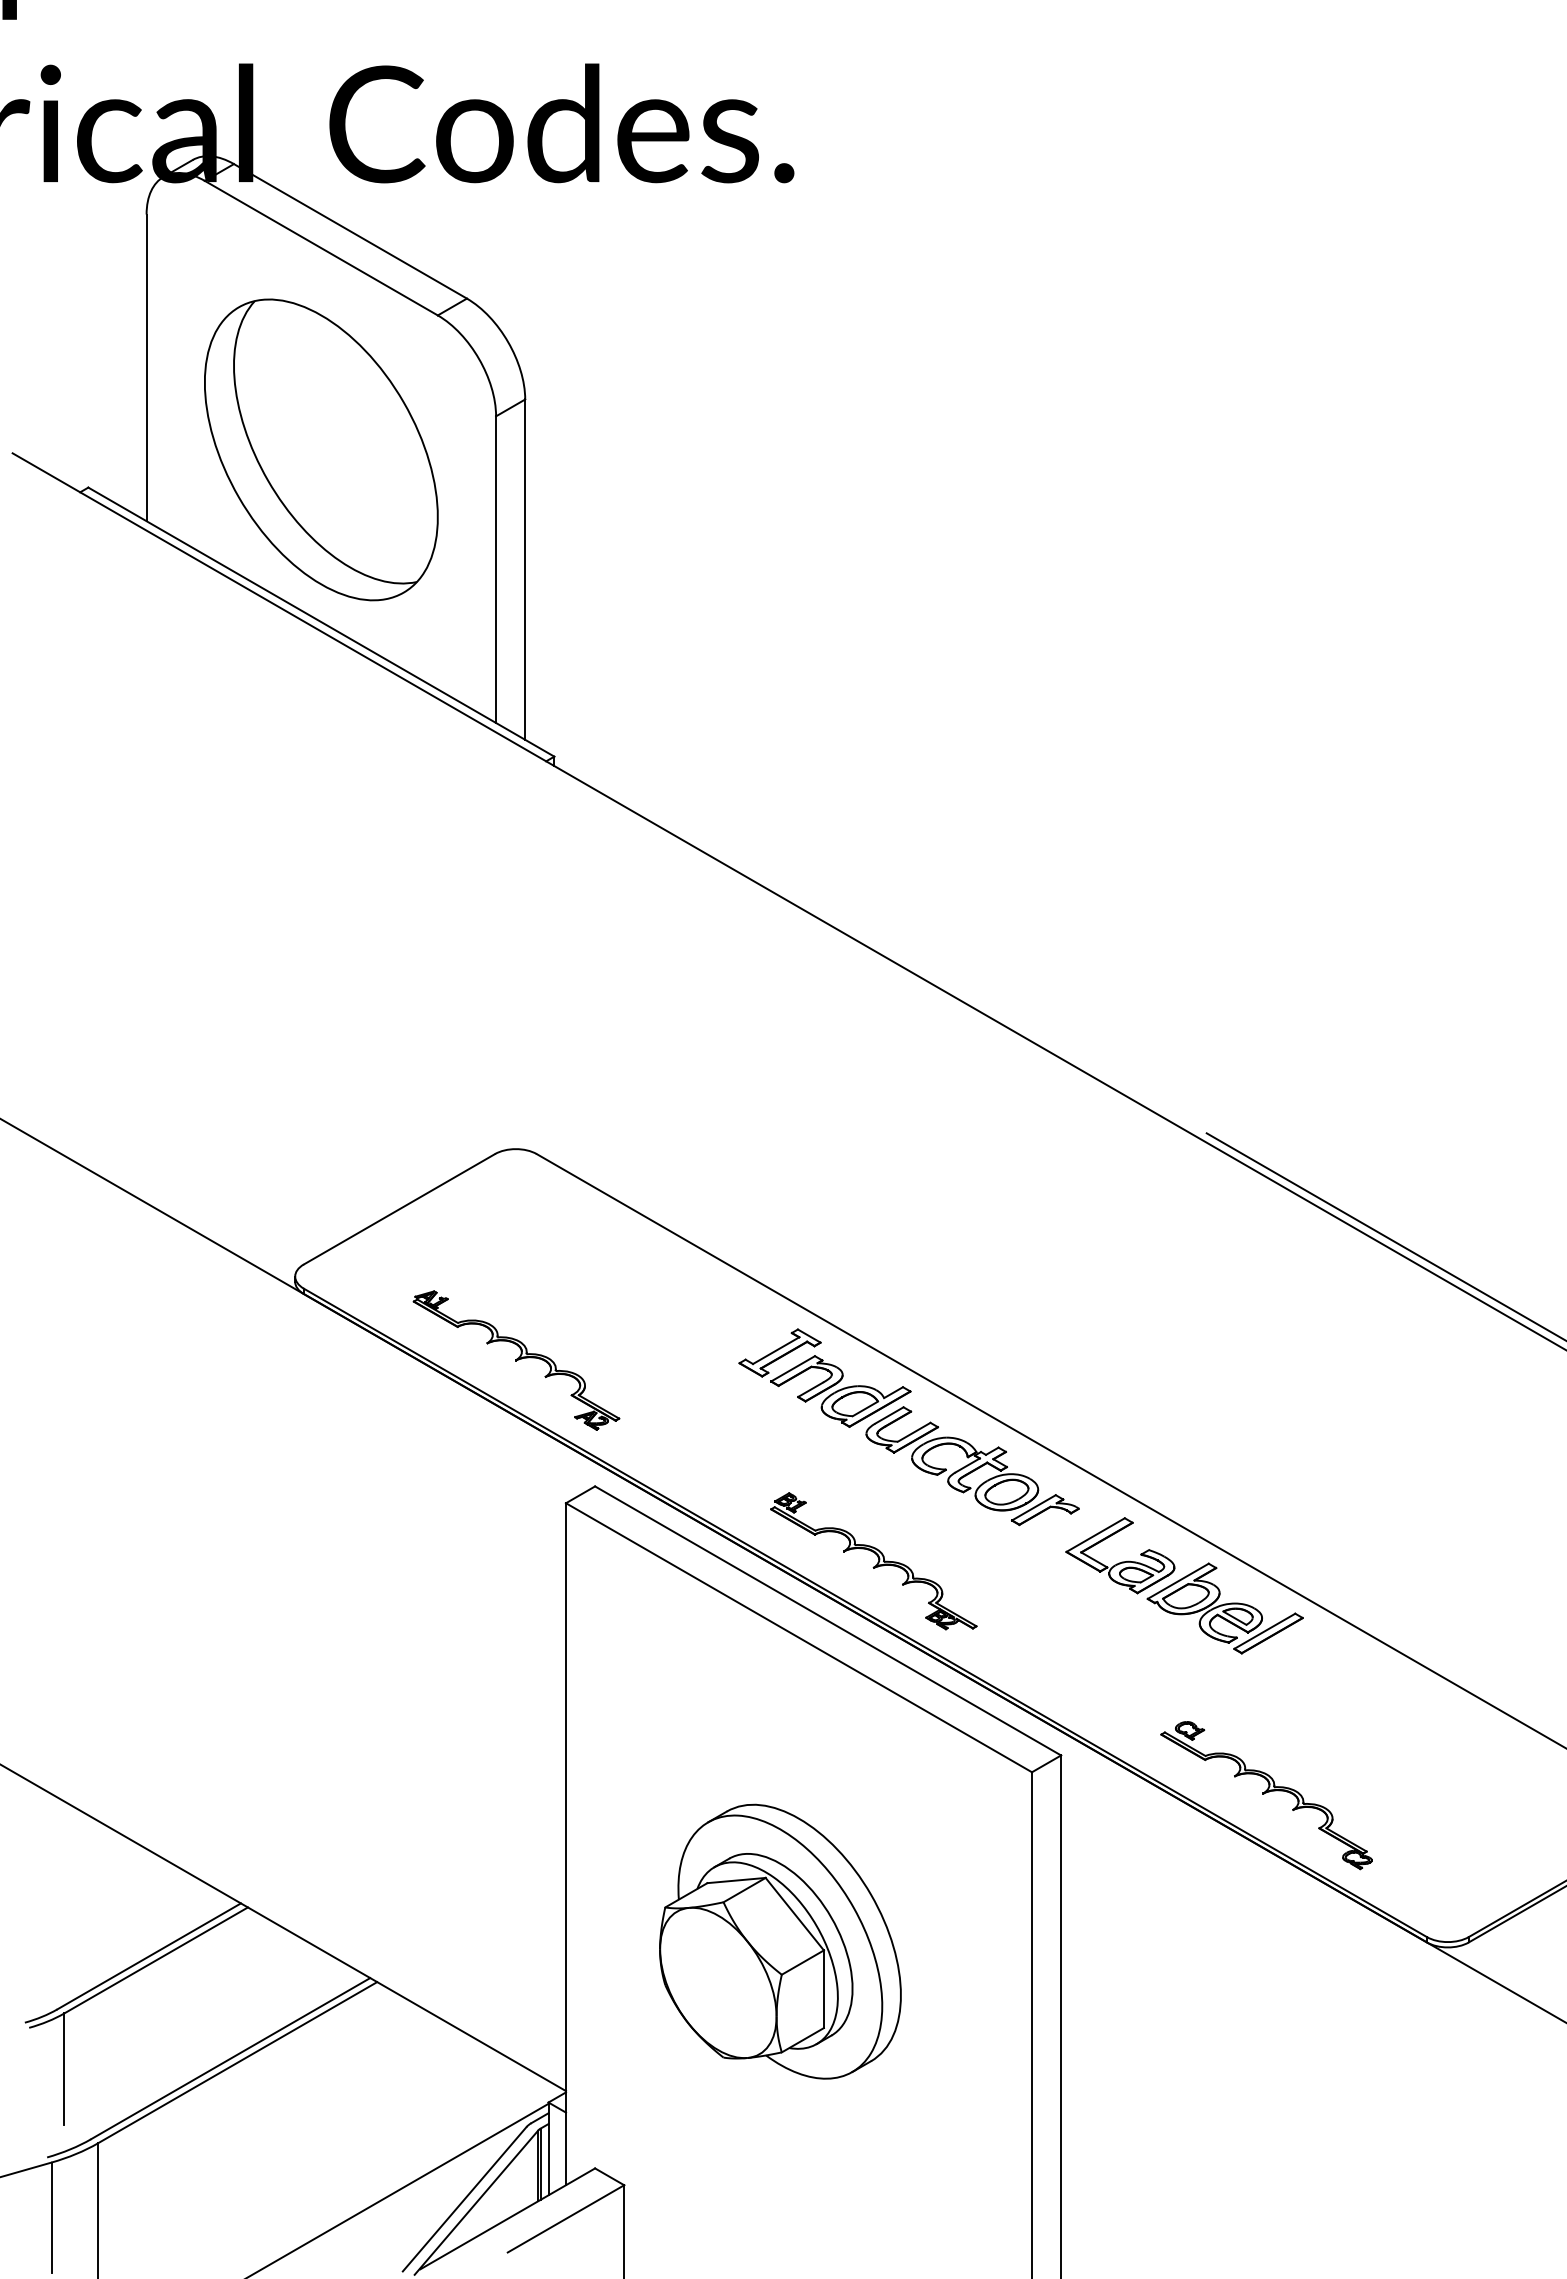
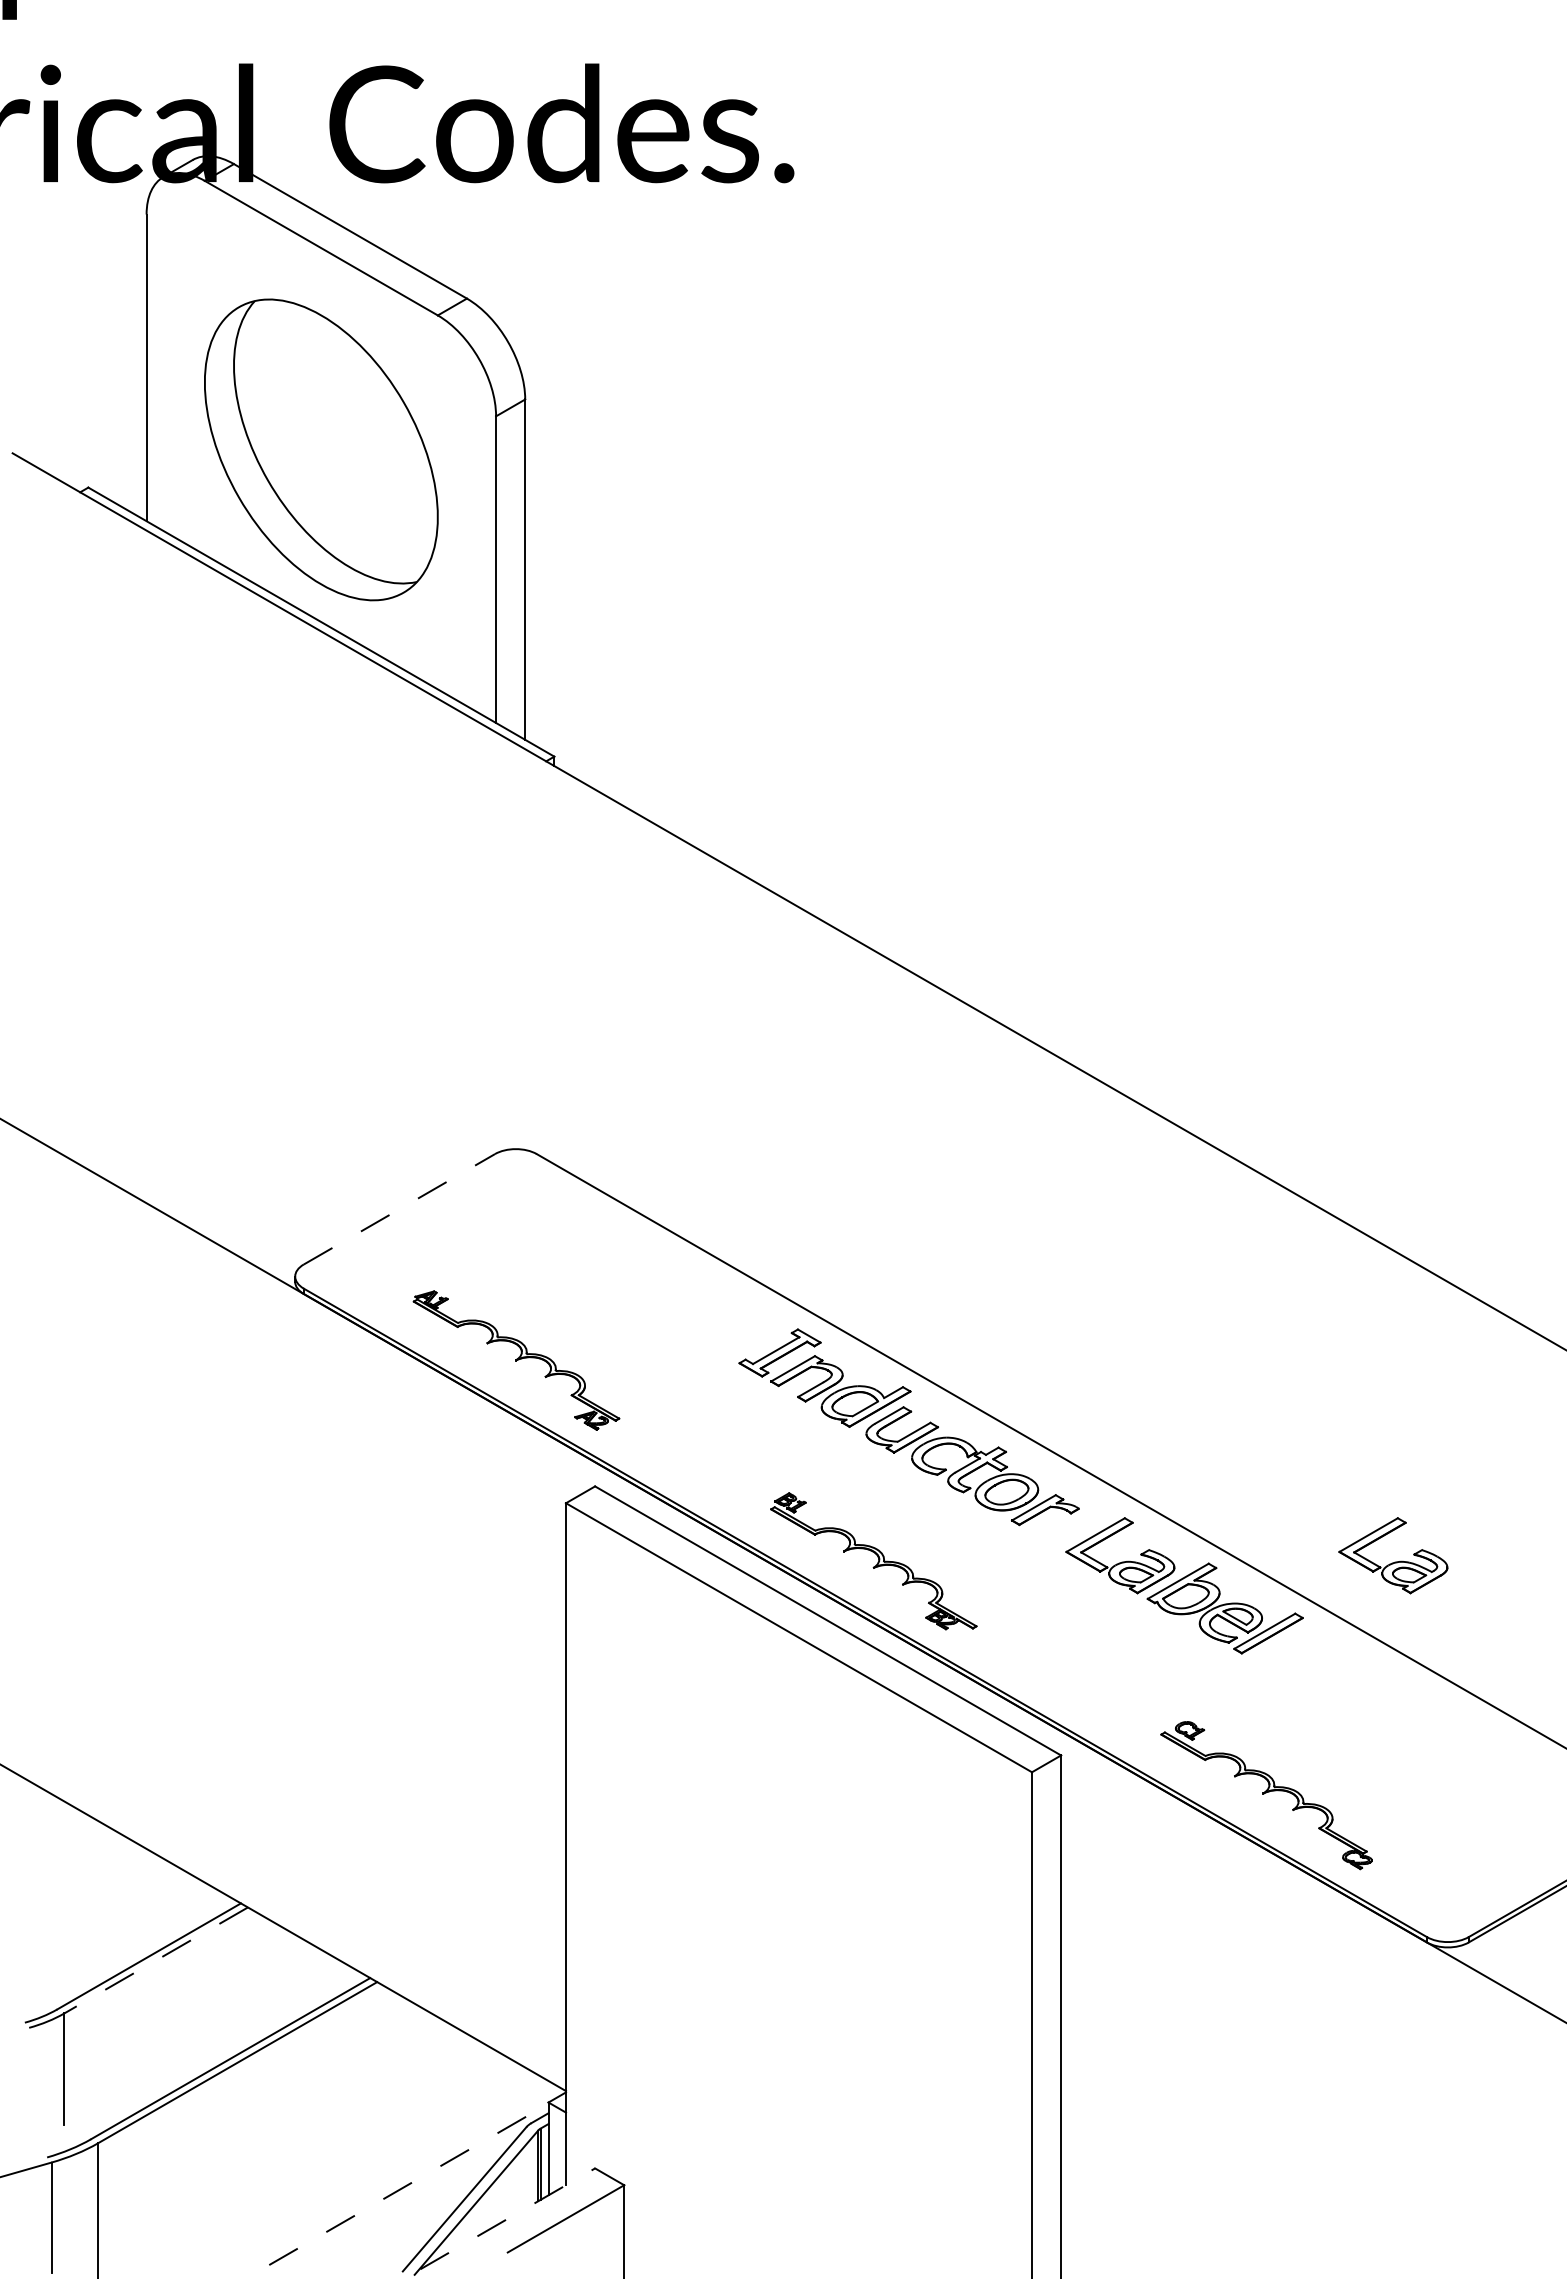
line: solid -> dashed (399, 1209)
line: present -> none (1384, 1236)
part: none -> present (1394, 1561)
part: present -> none (780, 1941)
line: solid -> dashed (155, 1960)
line: solid -> dashed (397, 2191)
line: solid -> dashed (507, 2218)
